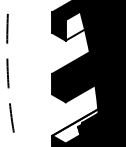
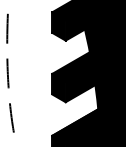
fill: none -> present (74, 25)
fill: none -> present (75, 126)
